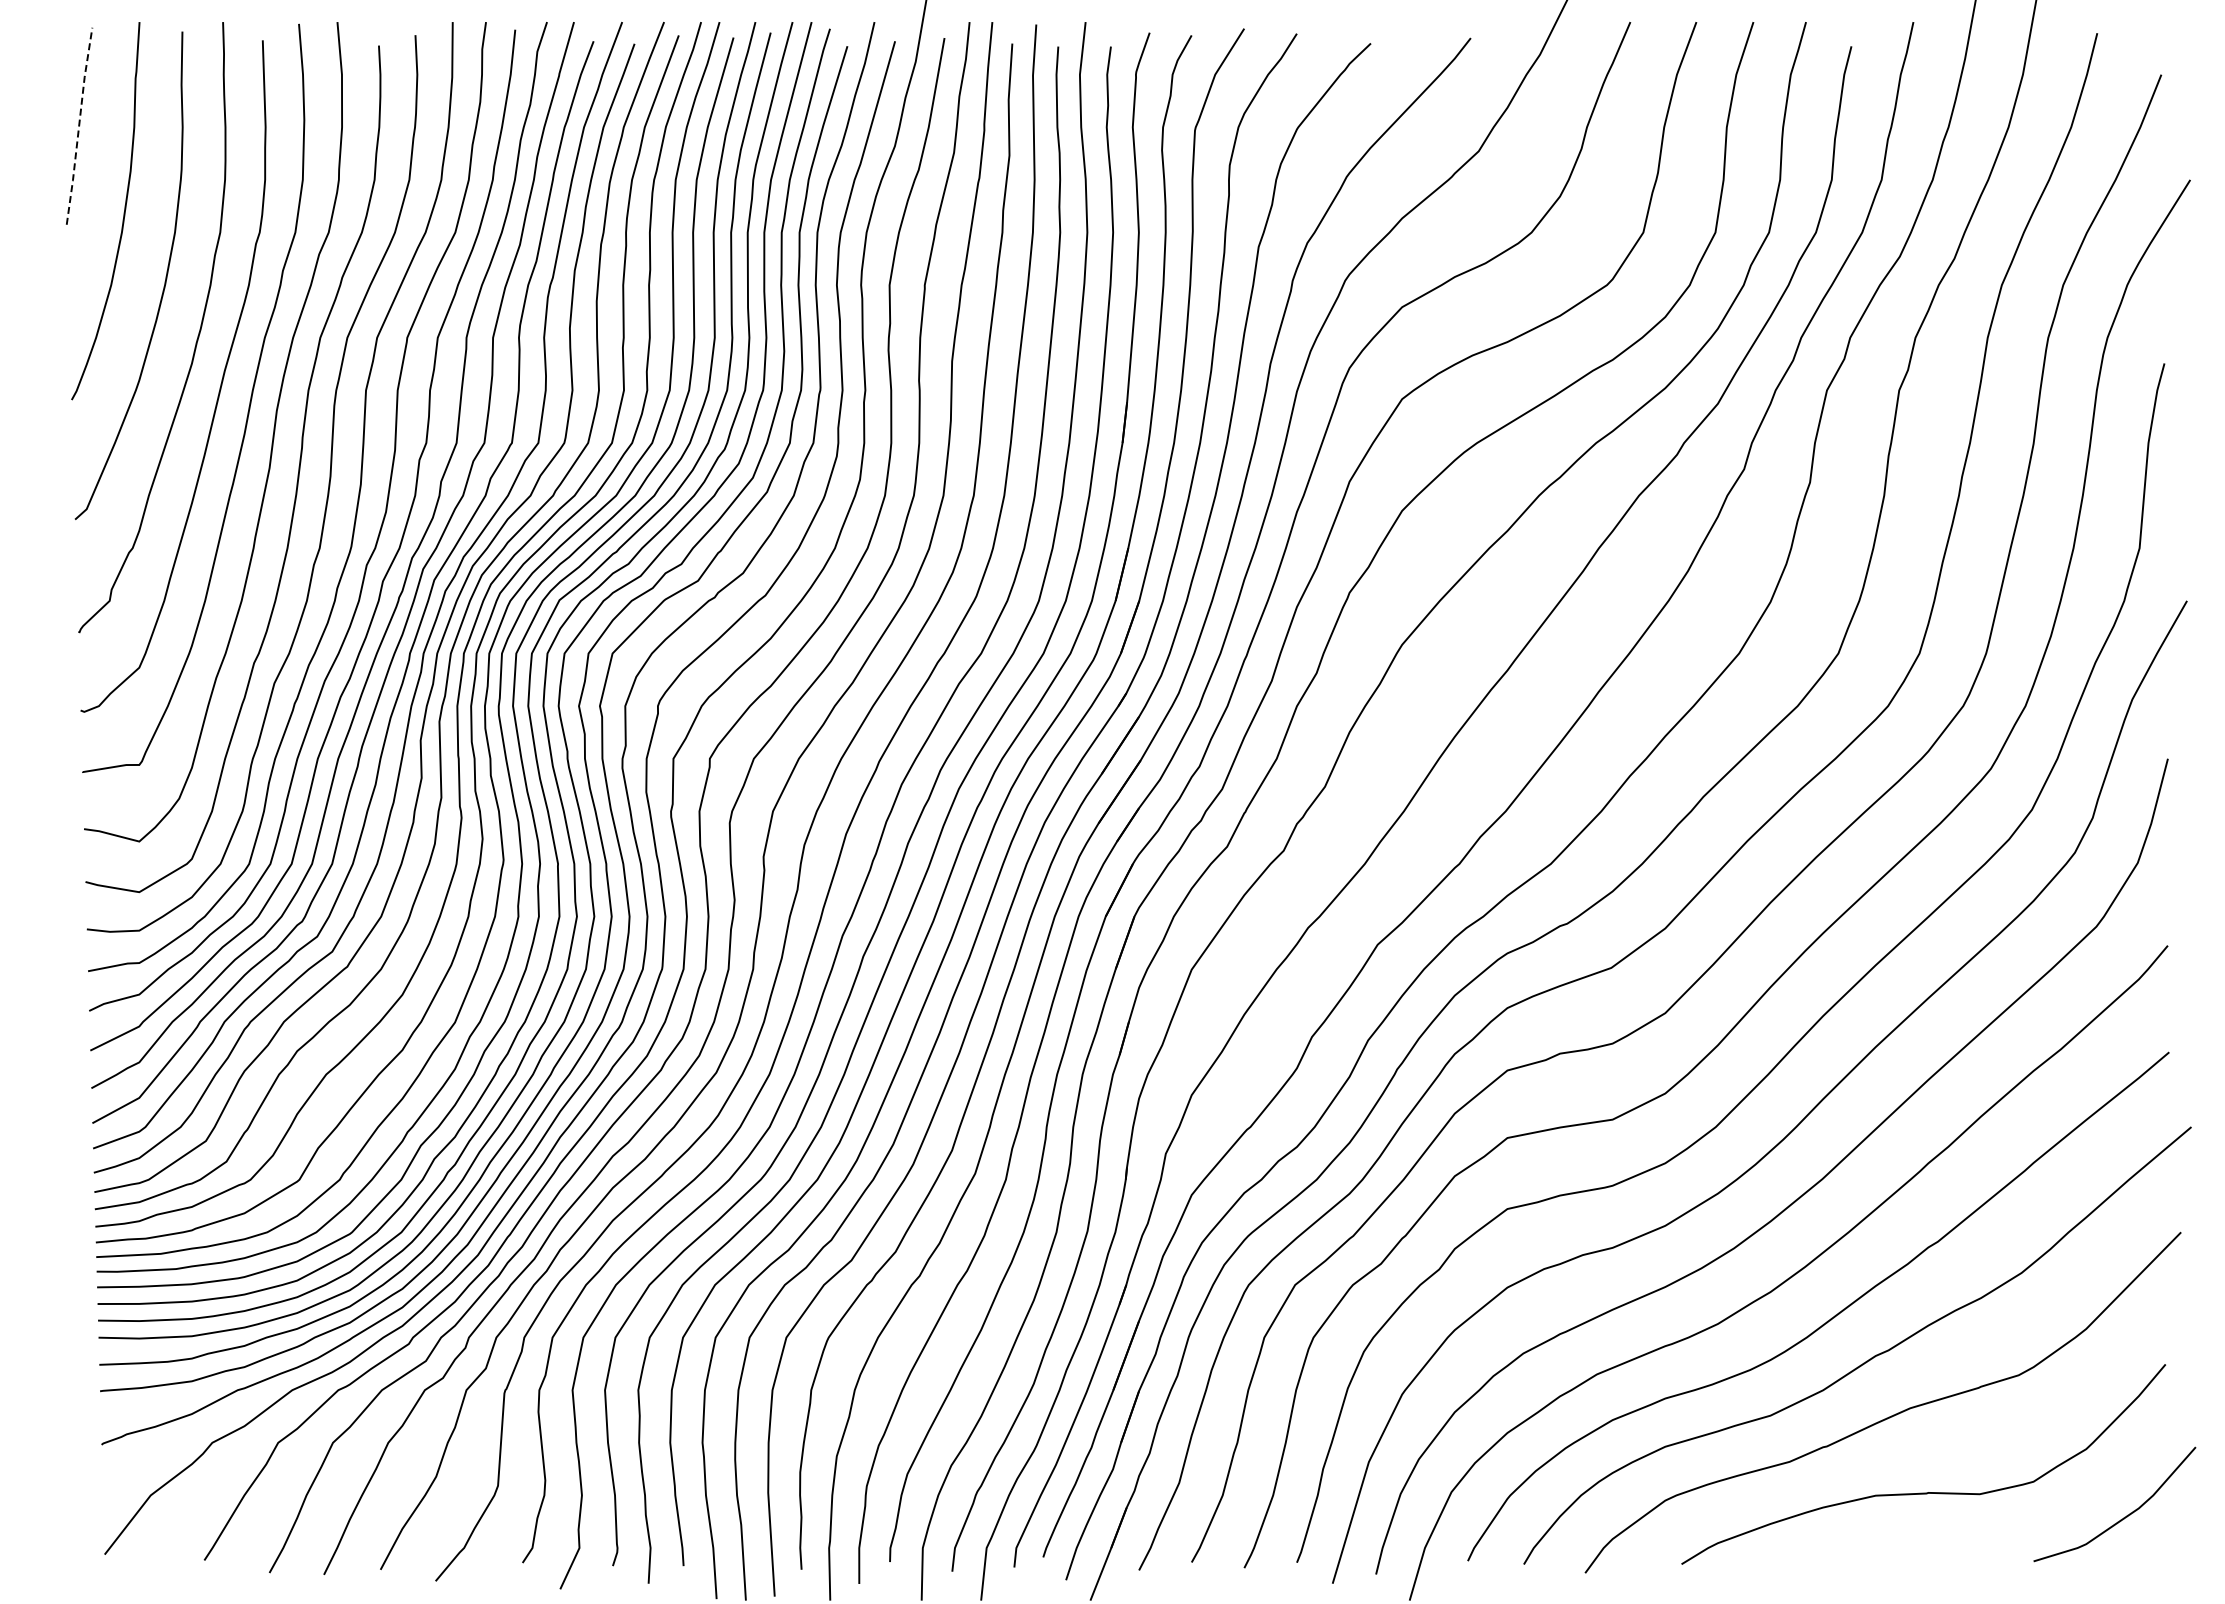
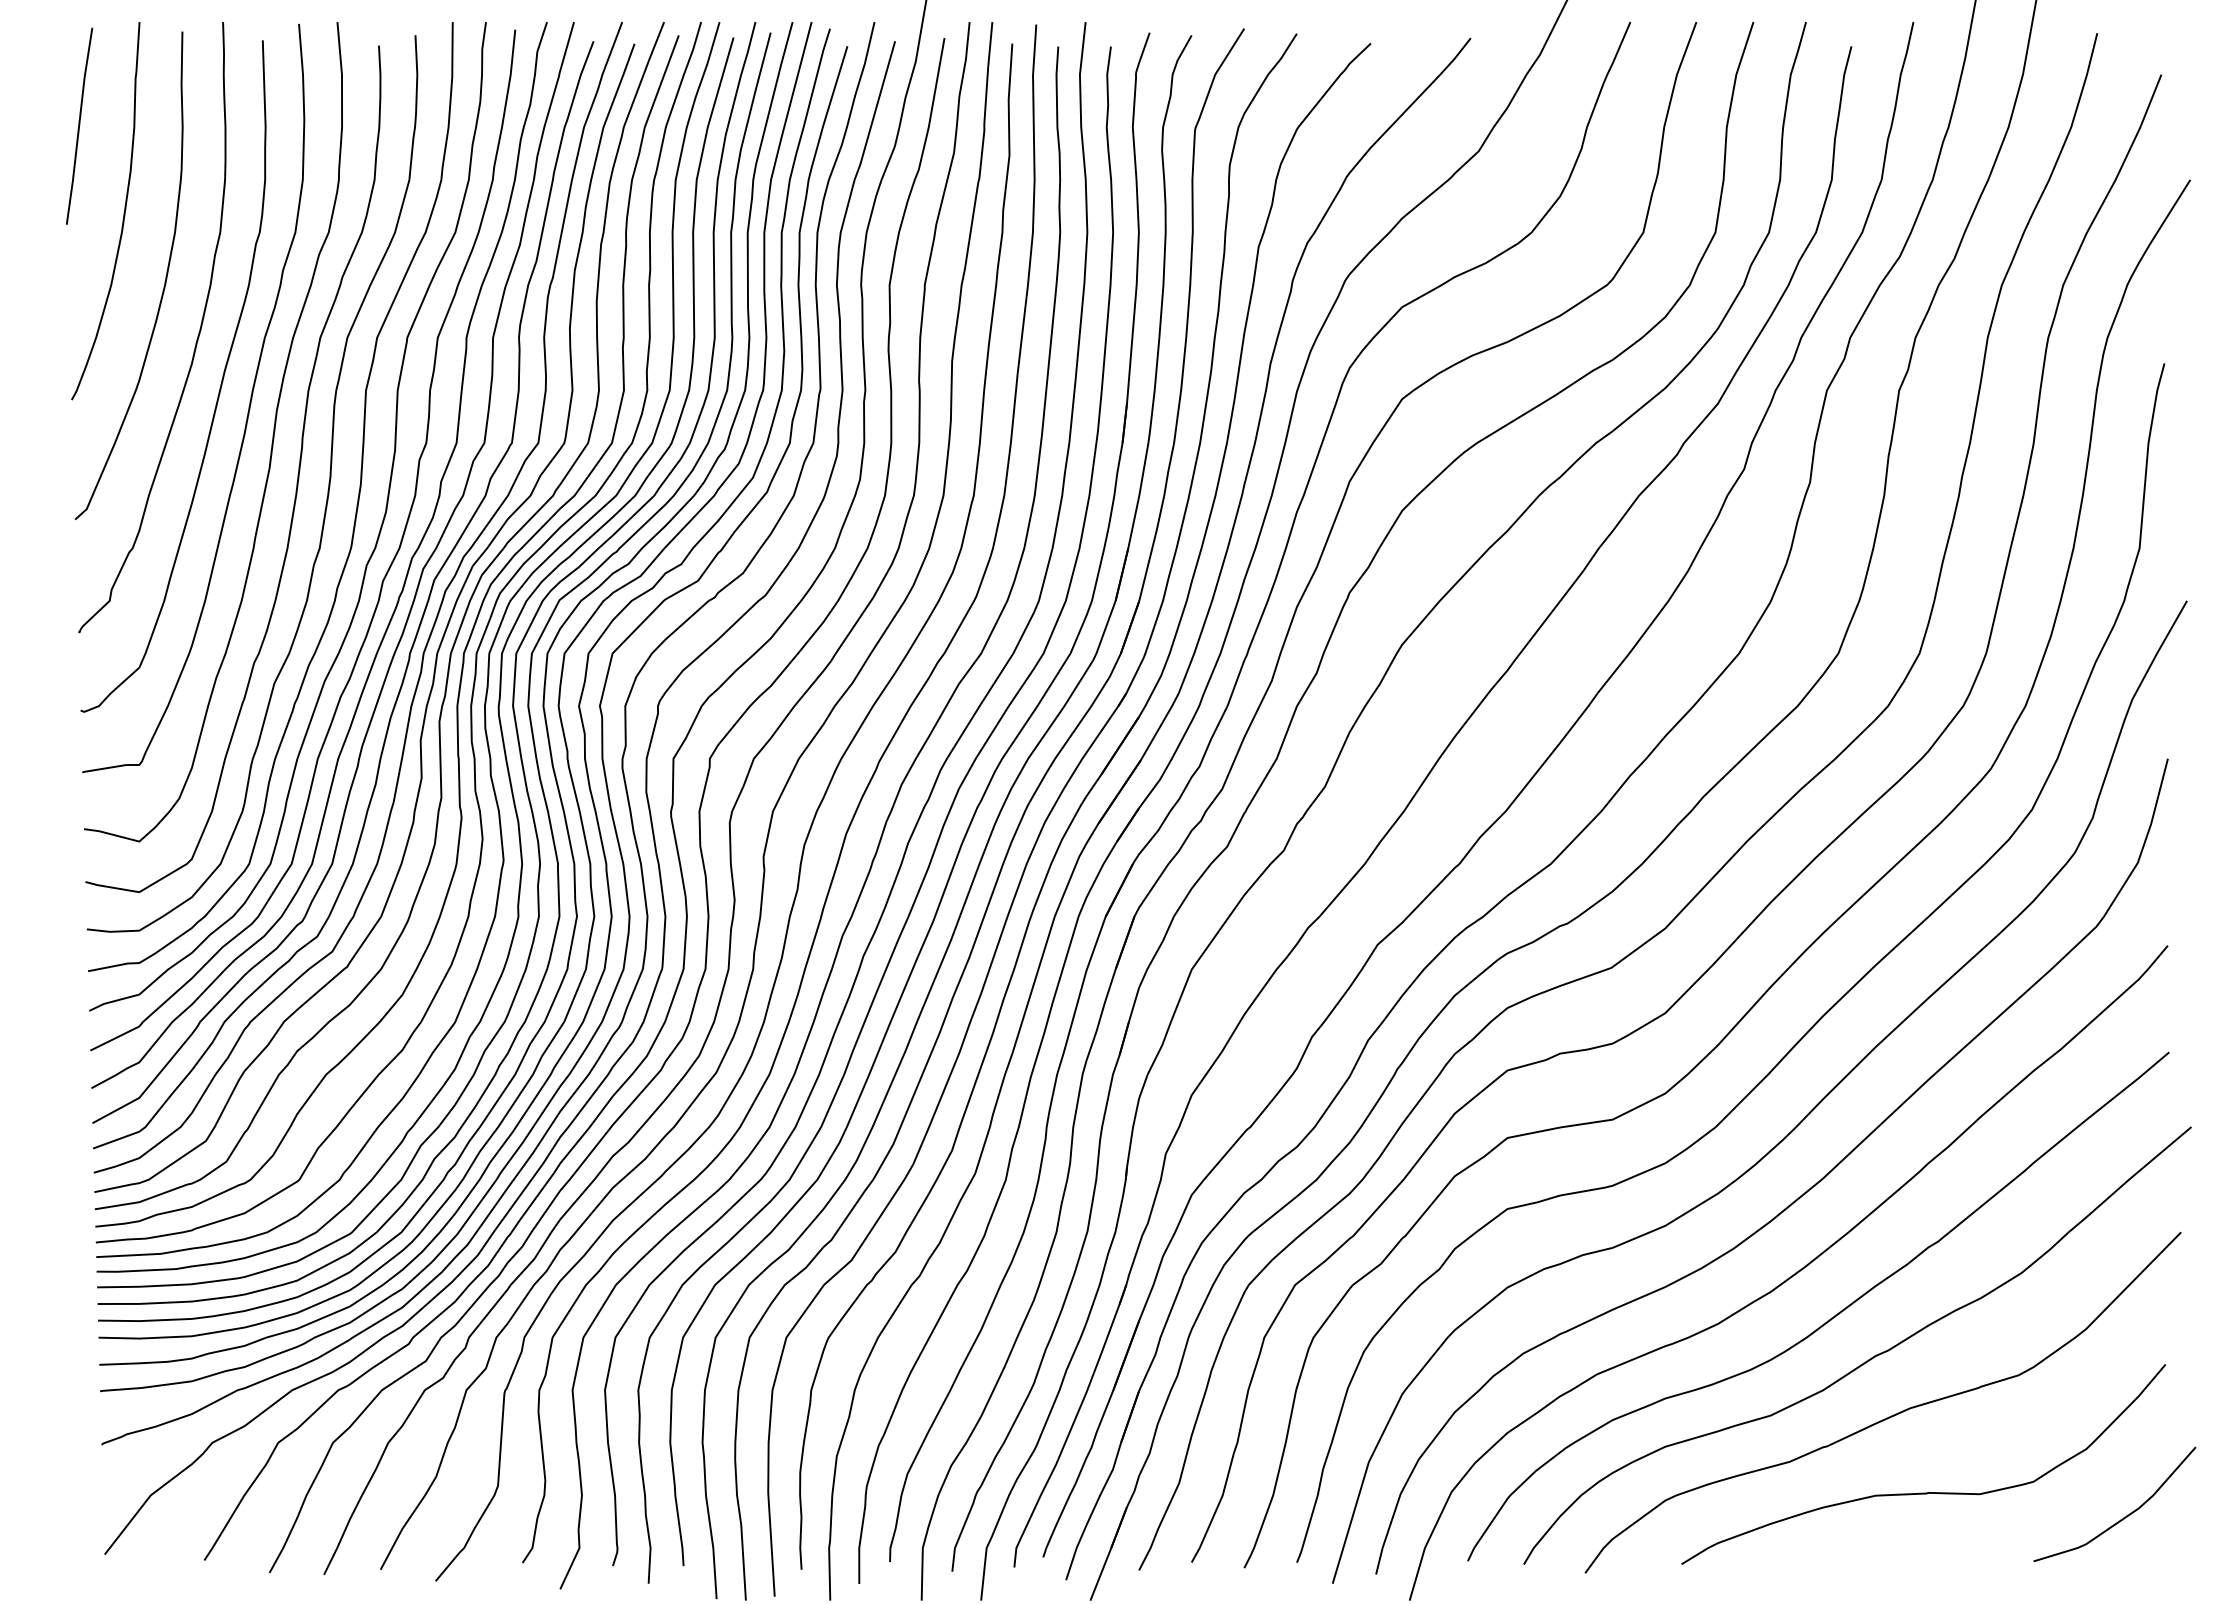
line: dashed -> solid (79, 126)
